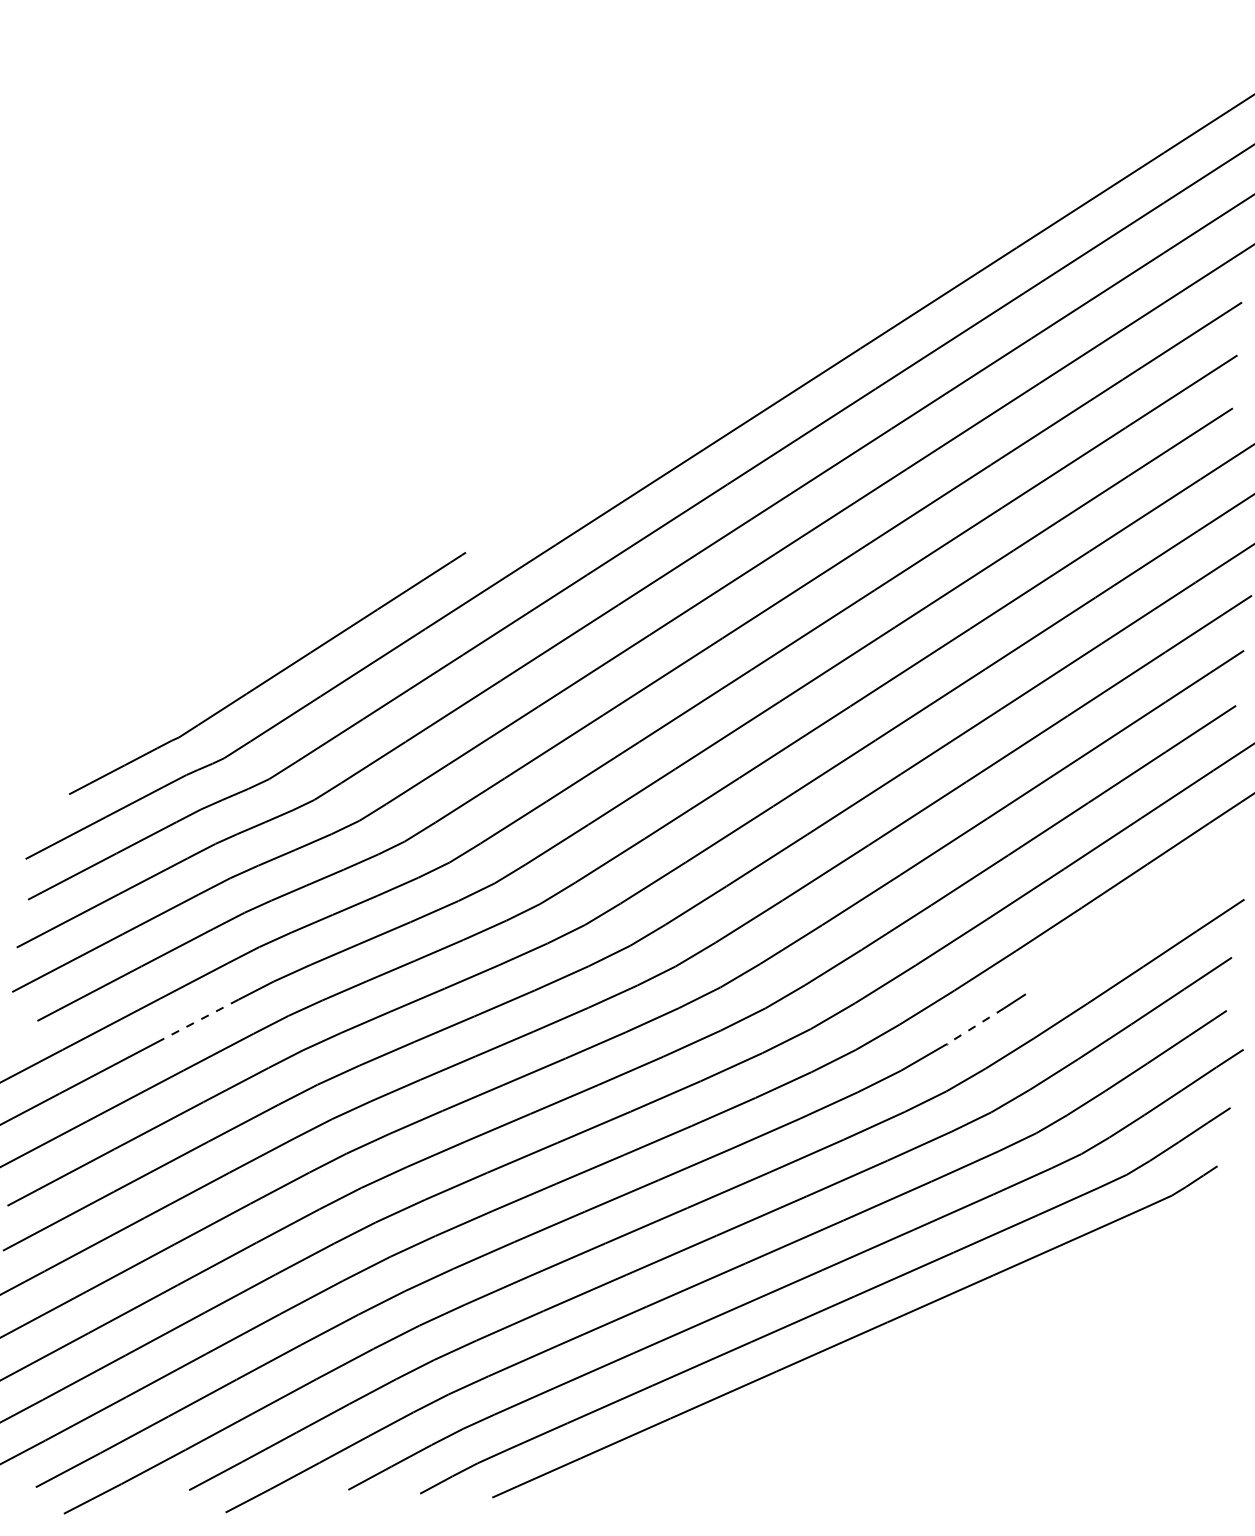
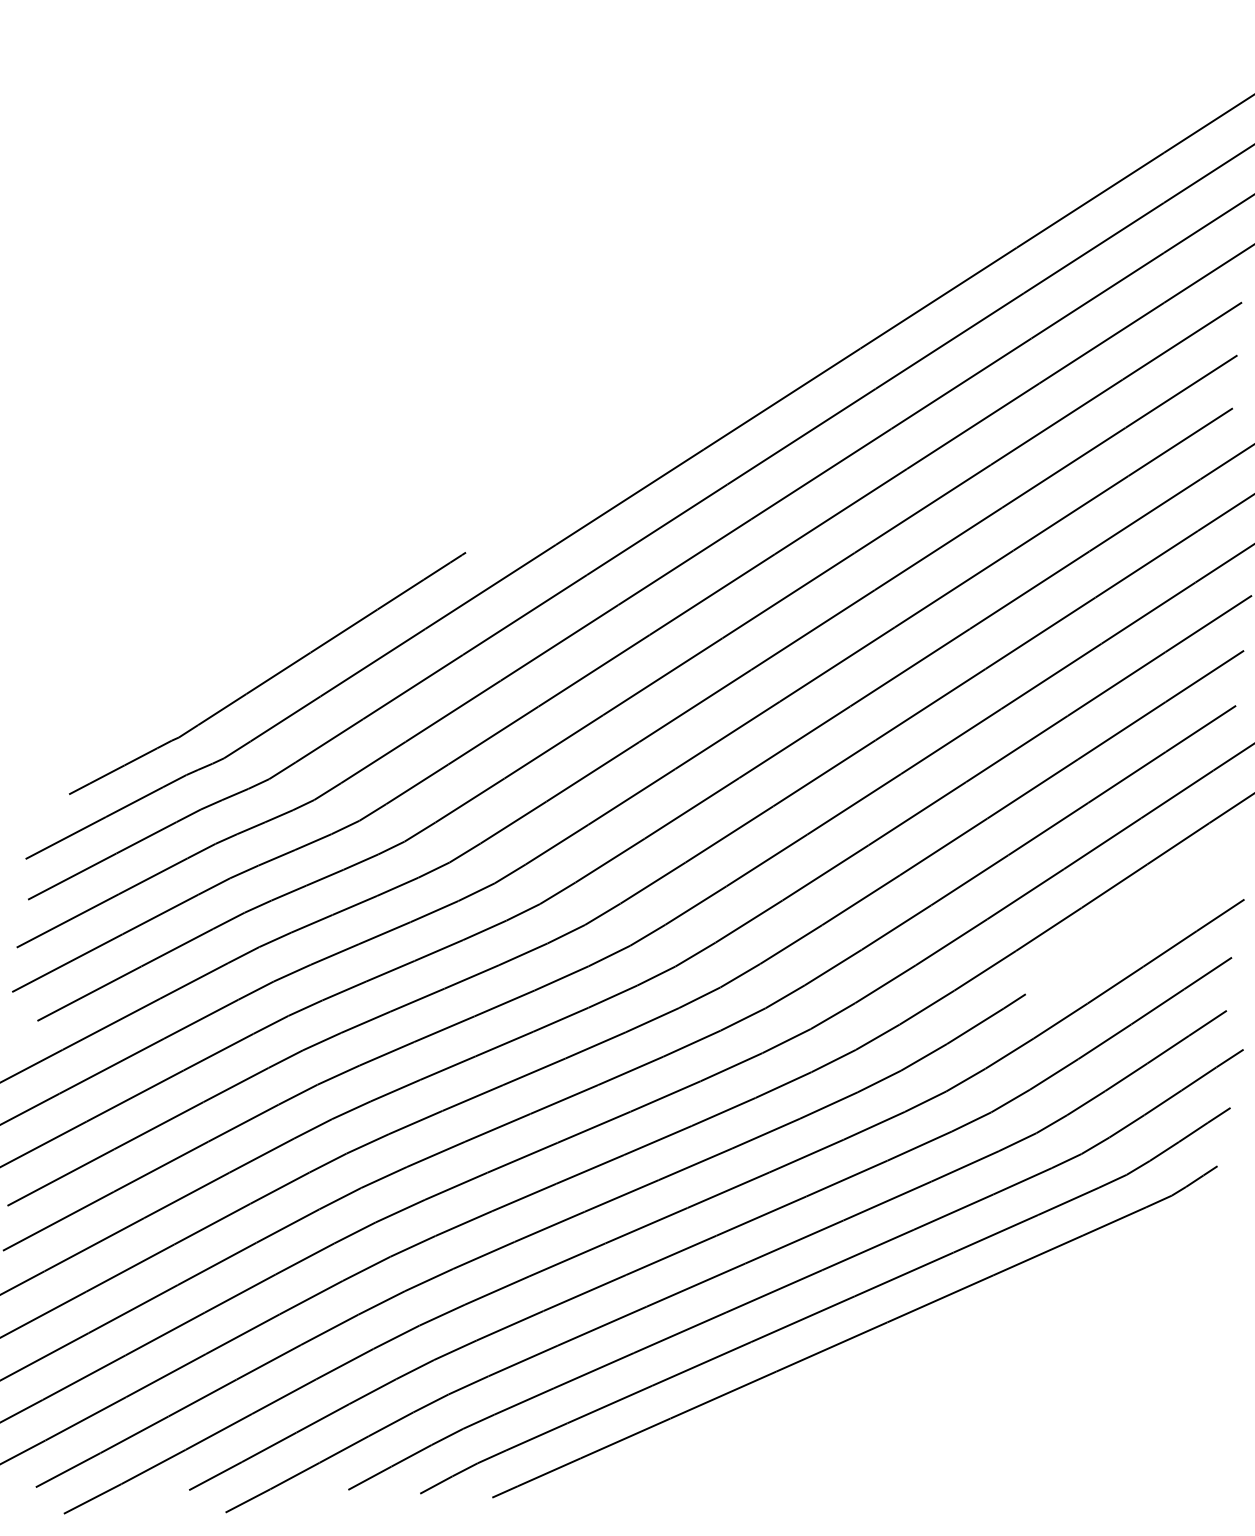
line: dashed -> solid (201, 1019)
line: dashed -> solid (975, 1026)
